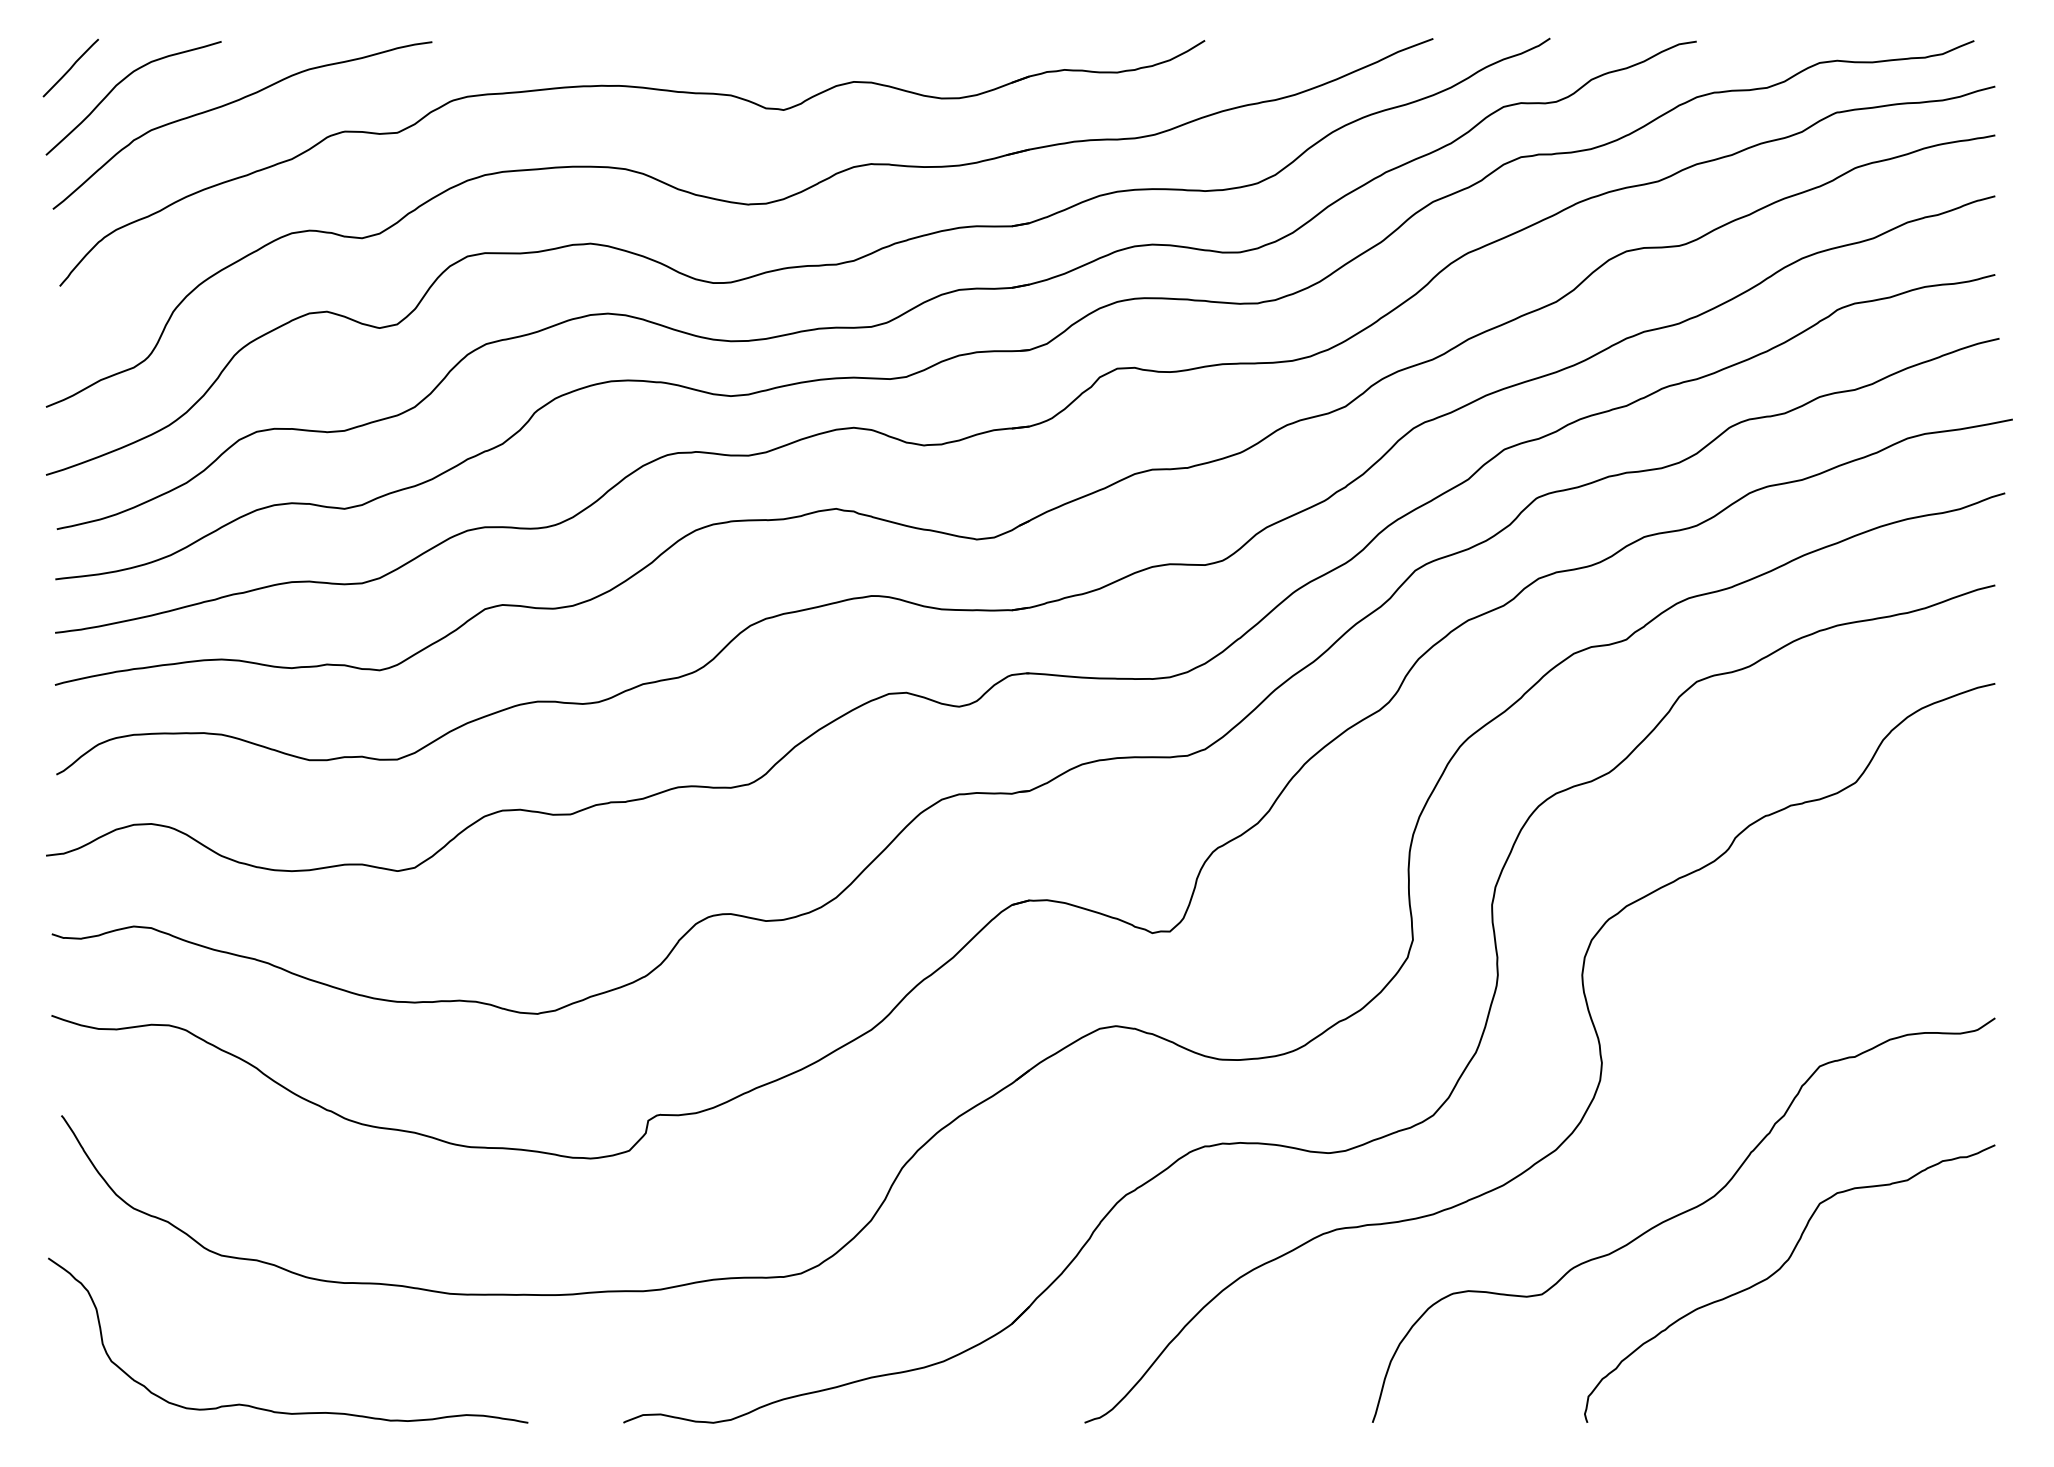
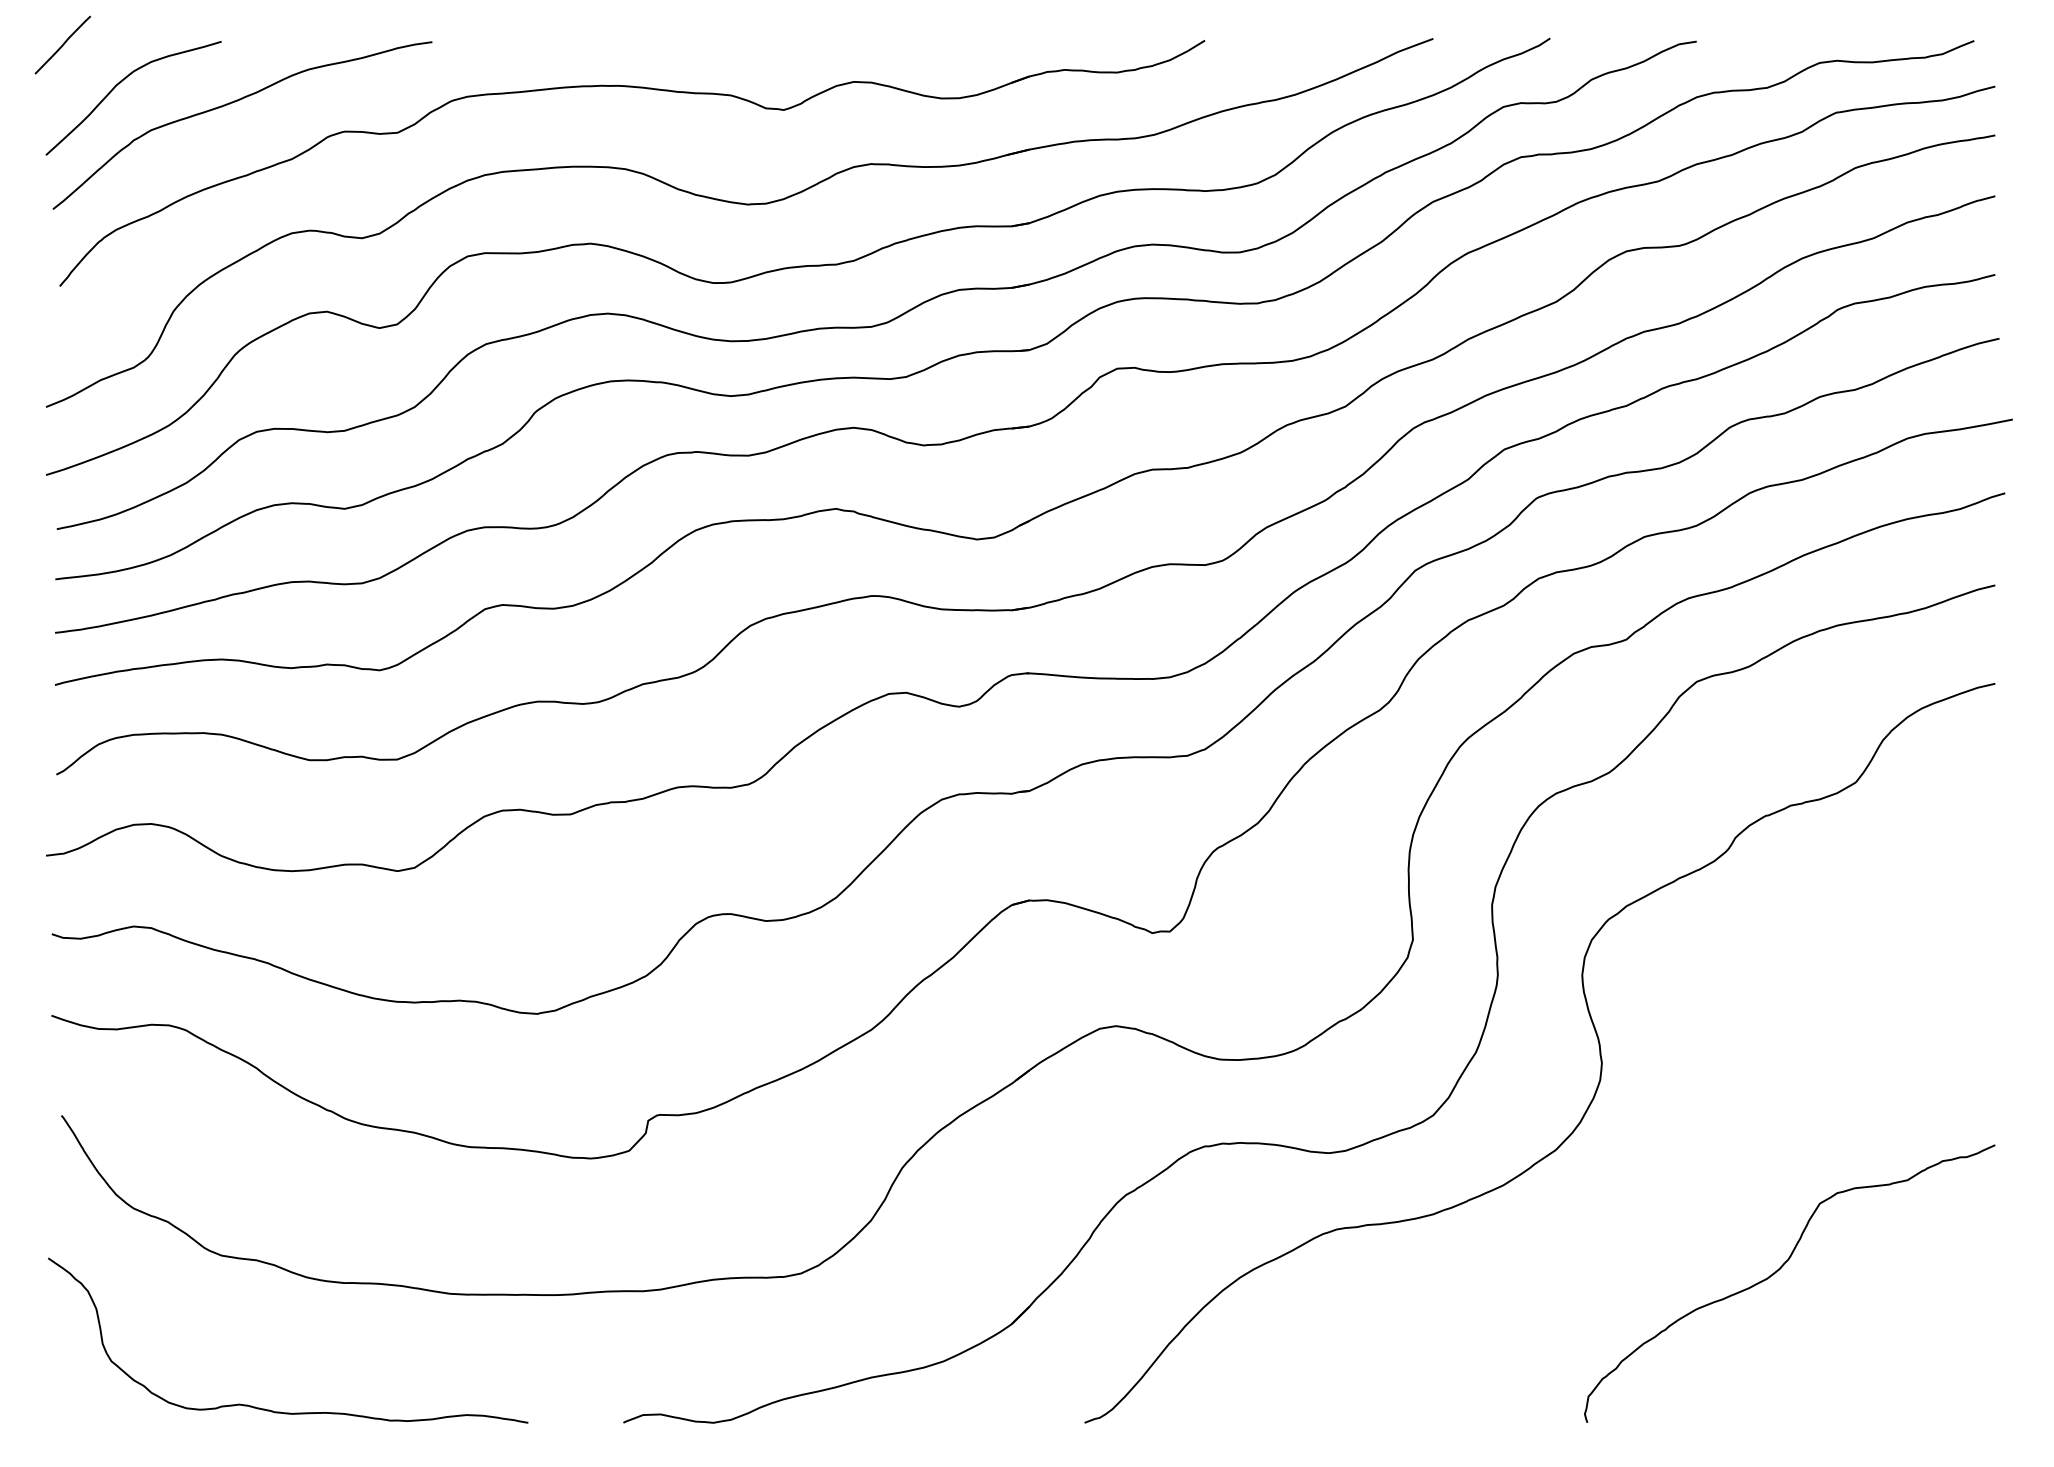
line position: (70, 67) -> (62, 44) (62, 44)
curve: present -> none (1680, 1215)
